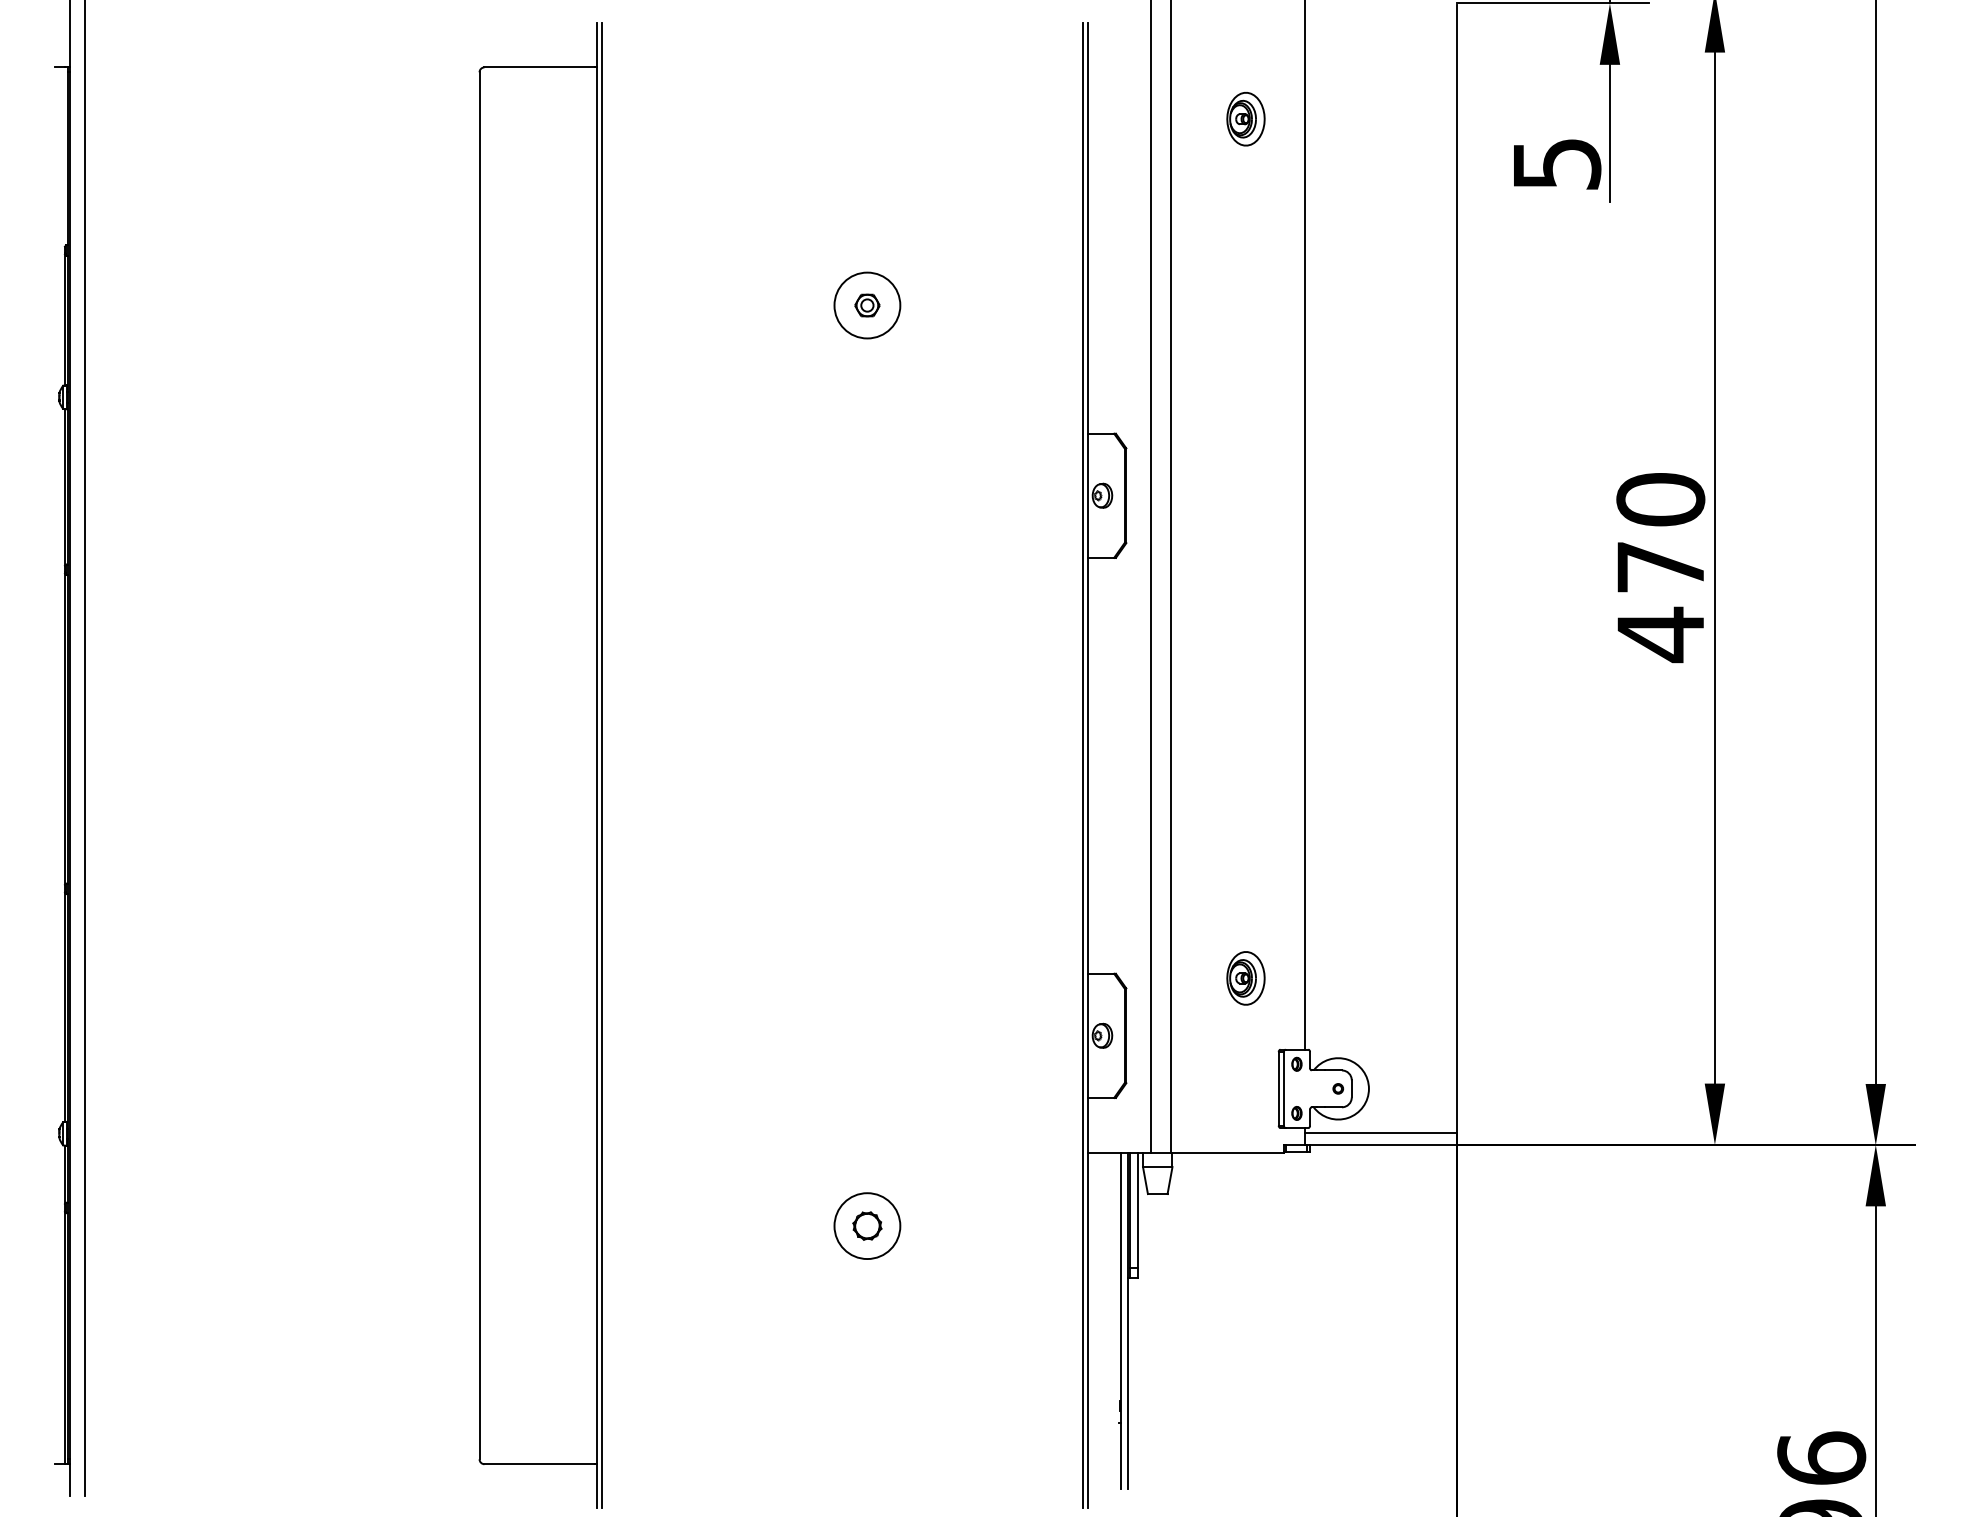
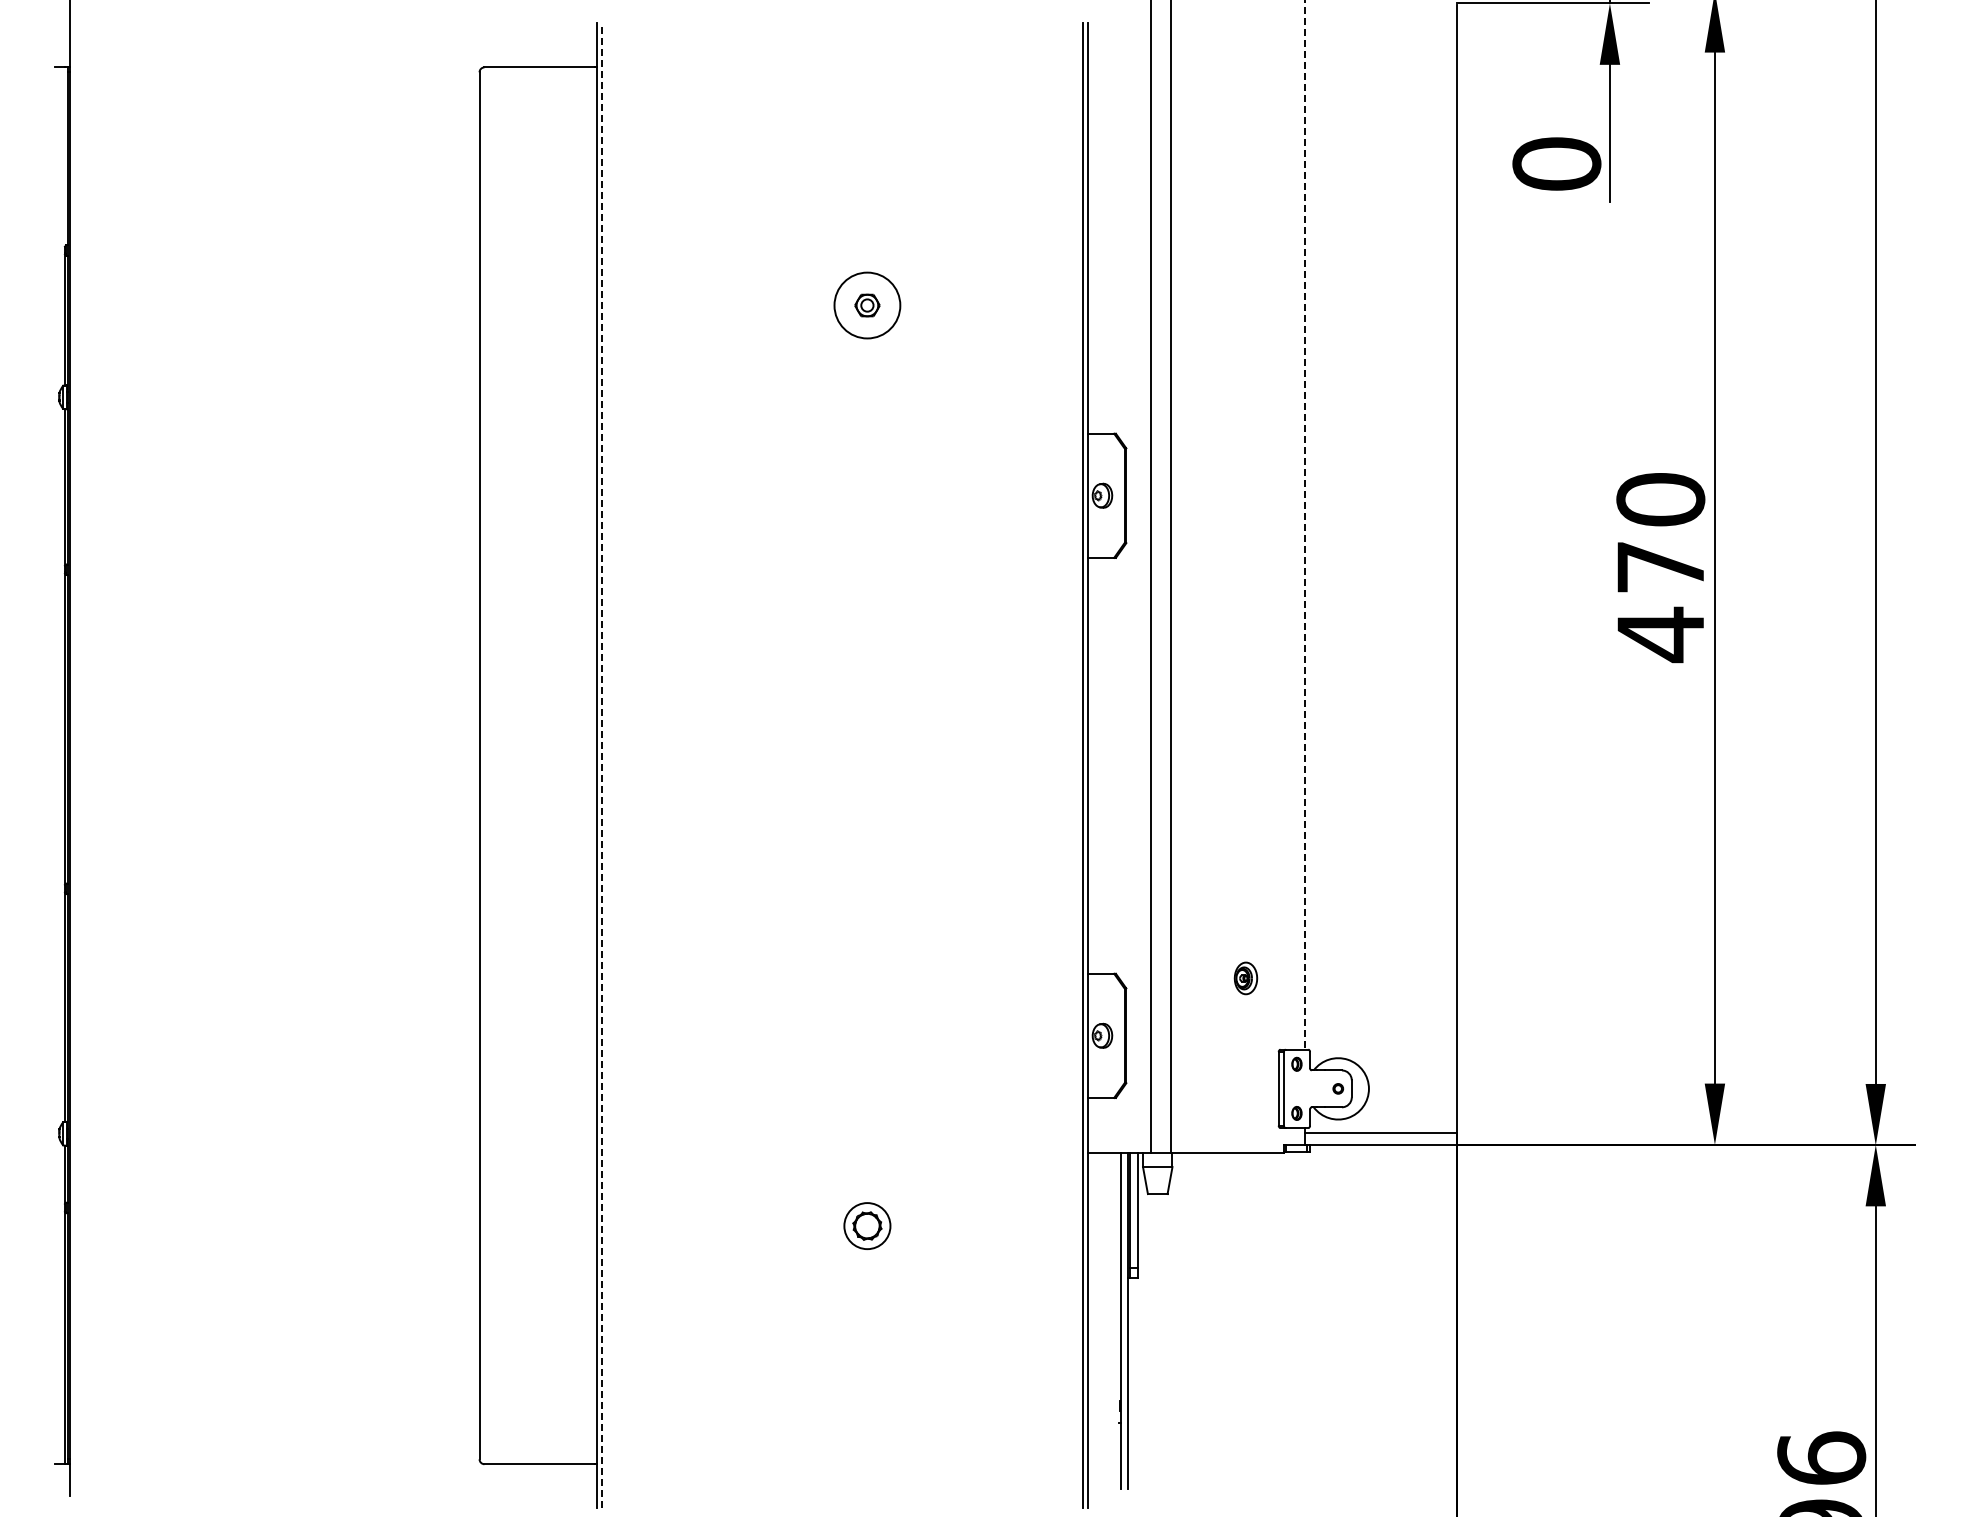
part: present -> none (1245, 119)
text: 5 -> 0 (1556, 163)
line: solid -> dashed (1305, 524)
line: present -> none (84, 749)
line: solid -> dashed (602, 765)
part size: 40x55 px -> 26x35 px (1245, 978)
circle diameter: 66 px -> 46 px (867, 1226)
